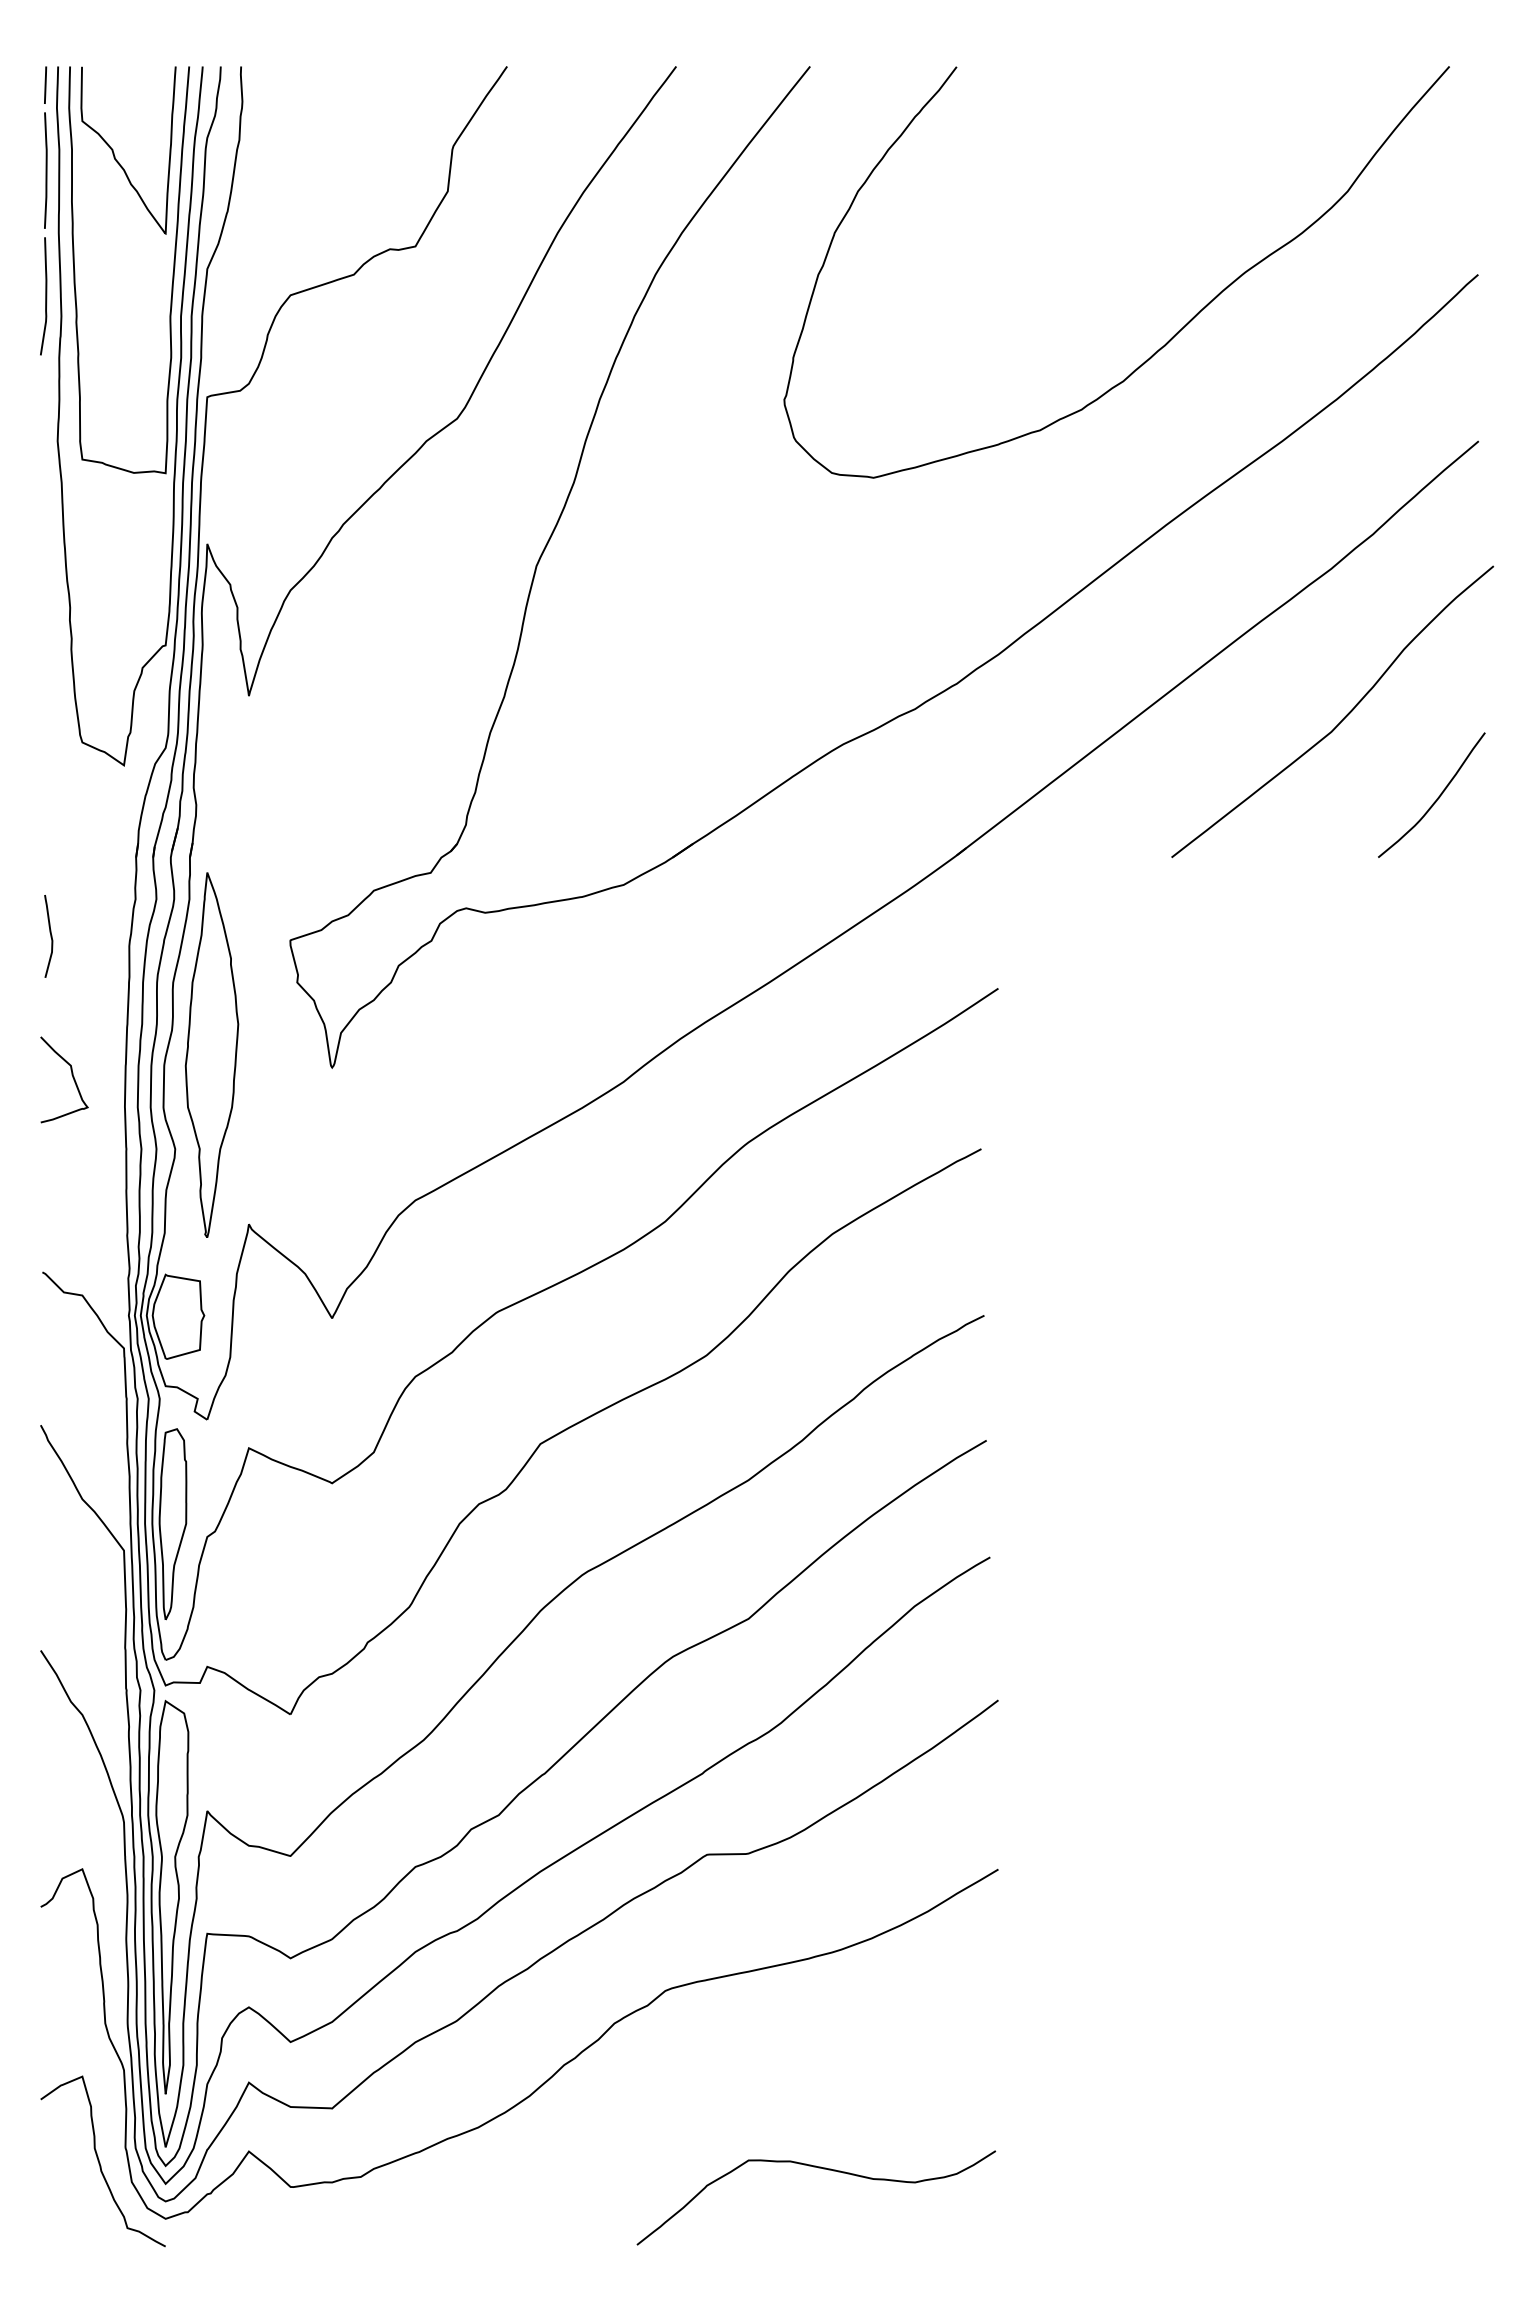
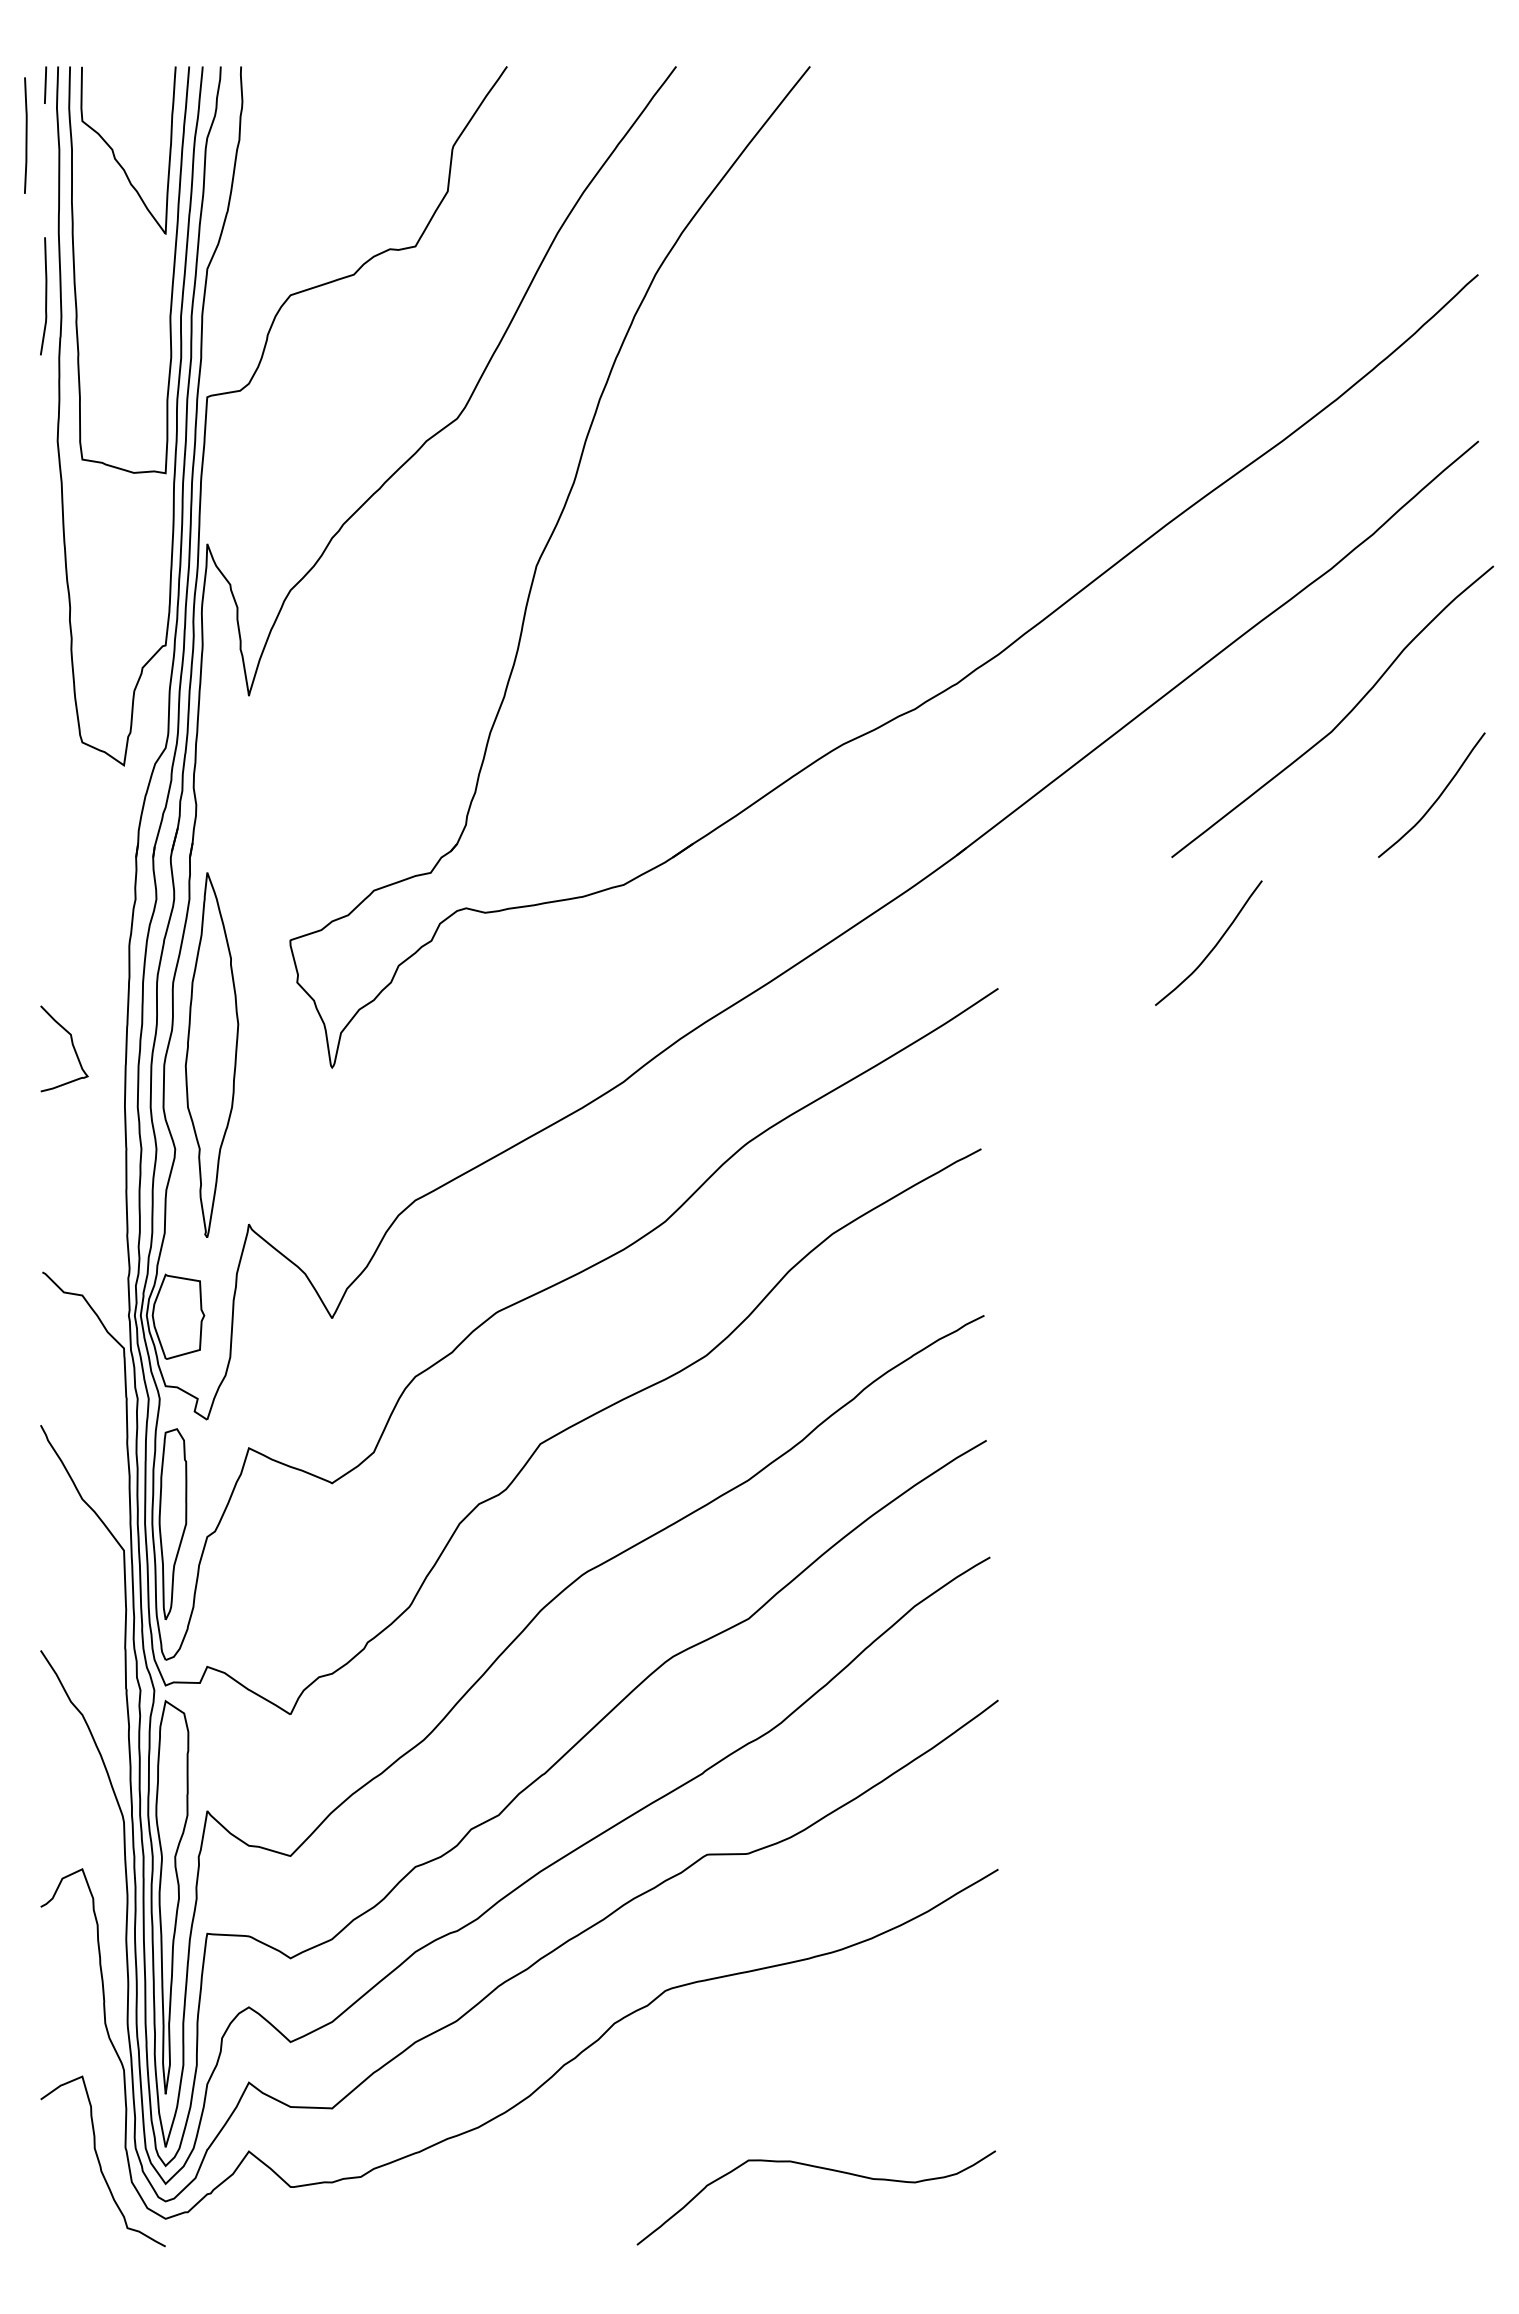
line position: (45, 170) -> (25, 135) (25, 135)
curve: present -> none (1176, 332)
curve: present -> none (50, 936)
curve: none -> present (1214, 945)
curve position: (71, 1075) -> (71, 1044) (71, 1044)
